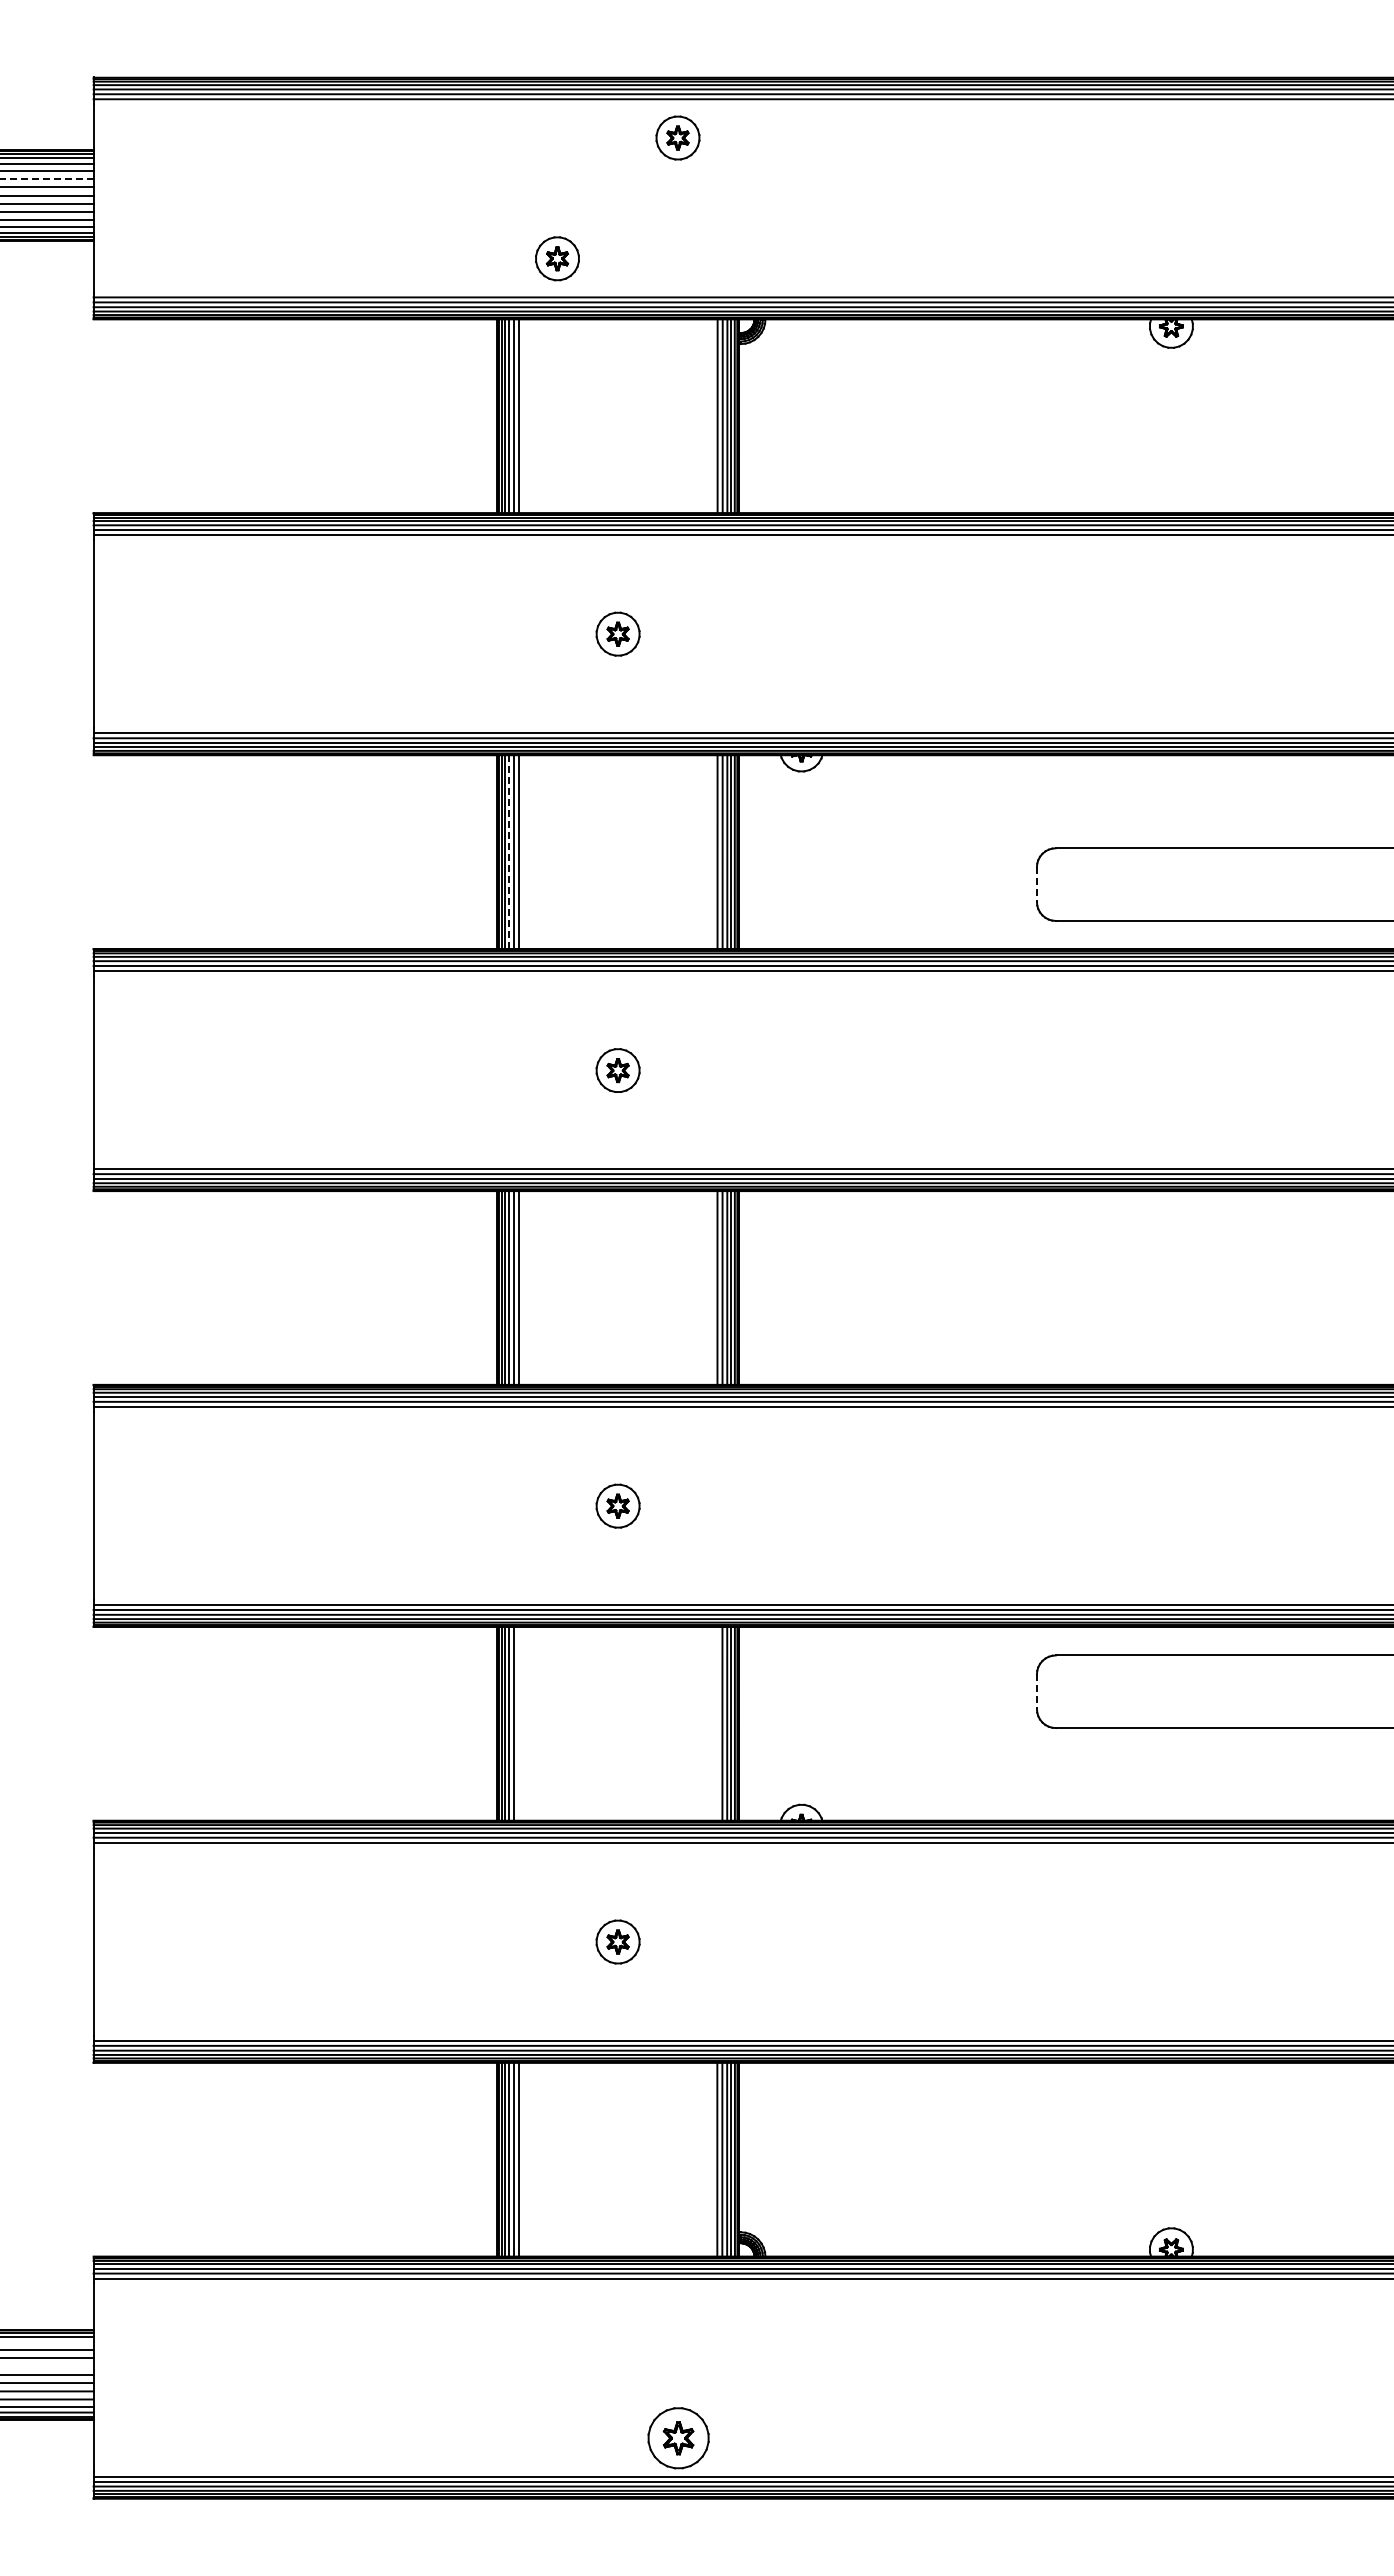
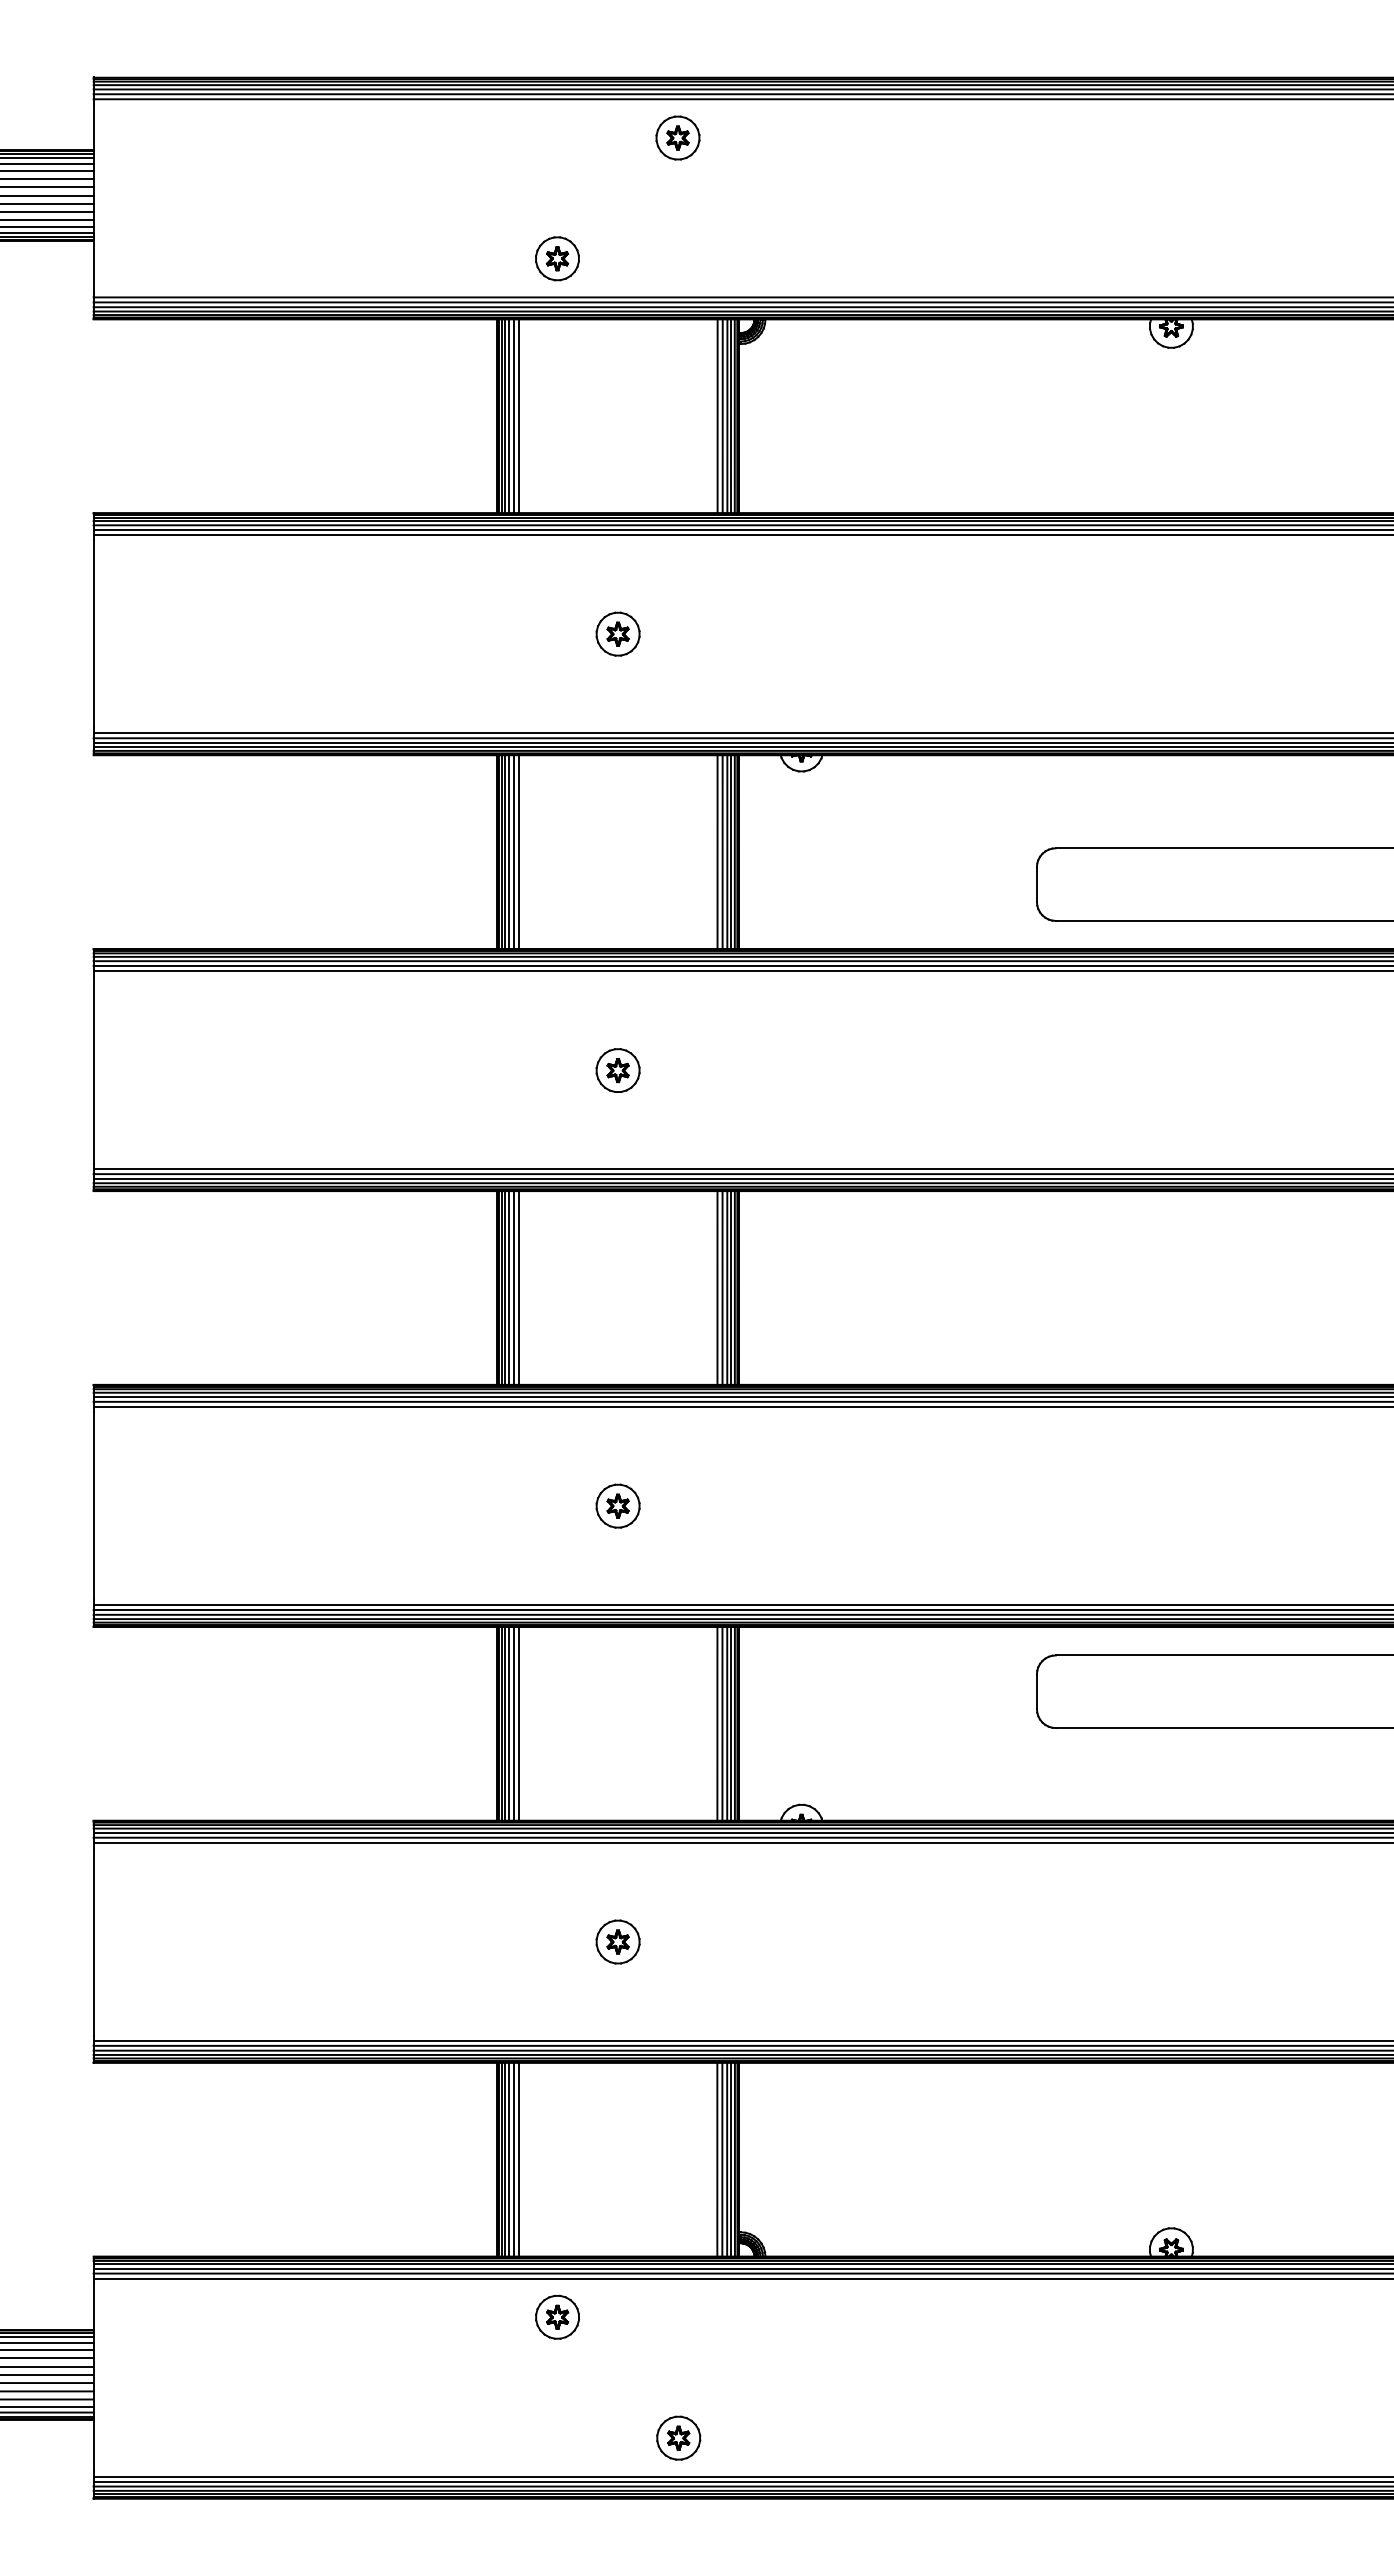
line: dashed -> solid (46, 178)
line: dashed -> solid (509, 852)
line: dashed -> solid (1036, 885)
line: dashed -> solid (1036, 1692)
line: none -> present (519, 1723)
line: none -> present (717, 1723)
part: none -> present (557, 2316)
line: none -> present (47, 2342)
line: none -> present (47, 2366)
part size: 63x63 px -> 46x46 px (678, 2437)
